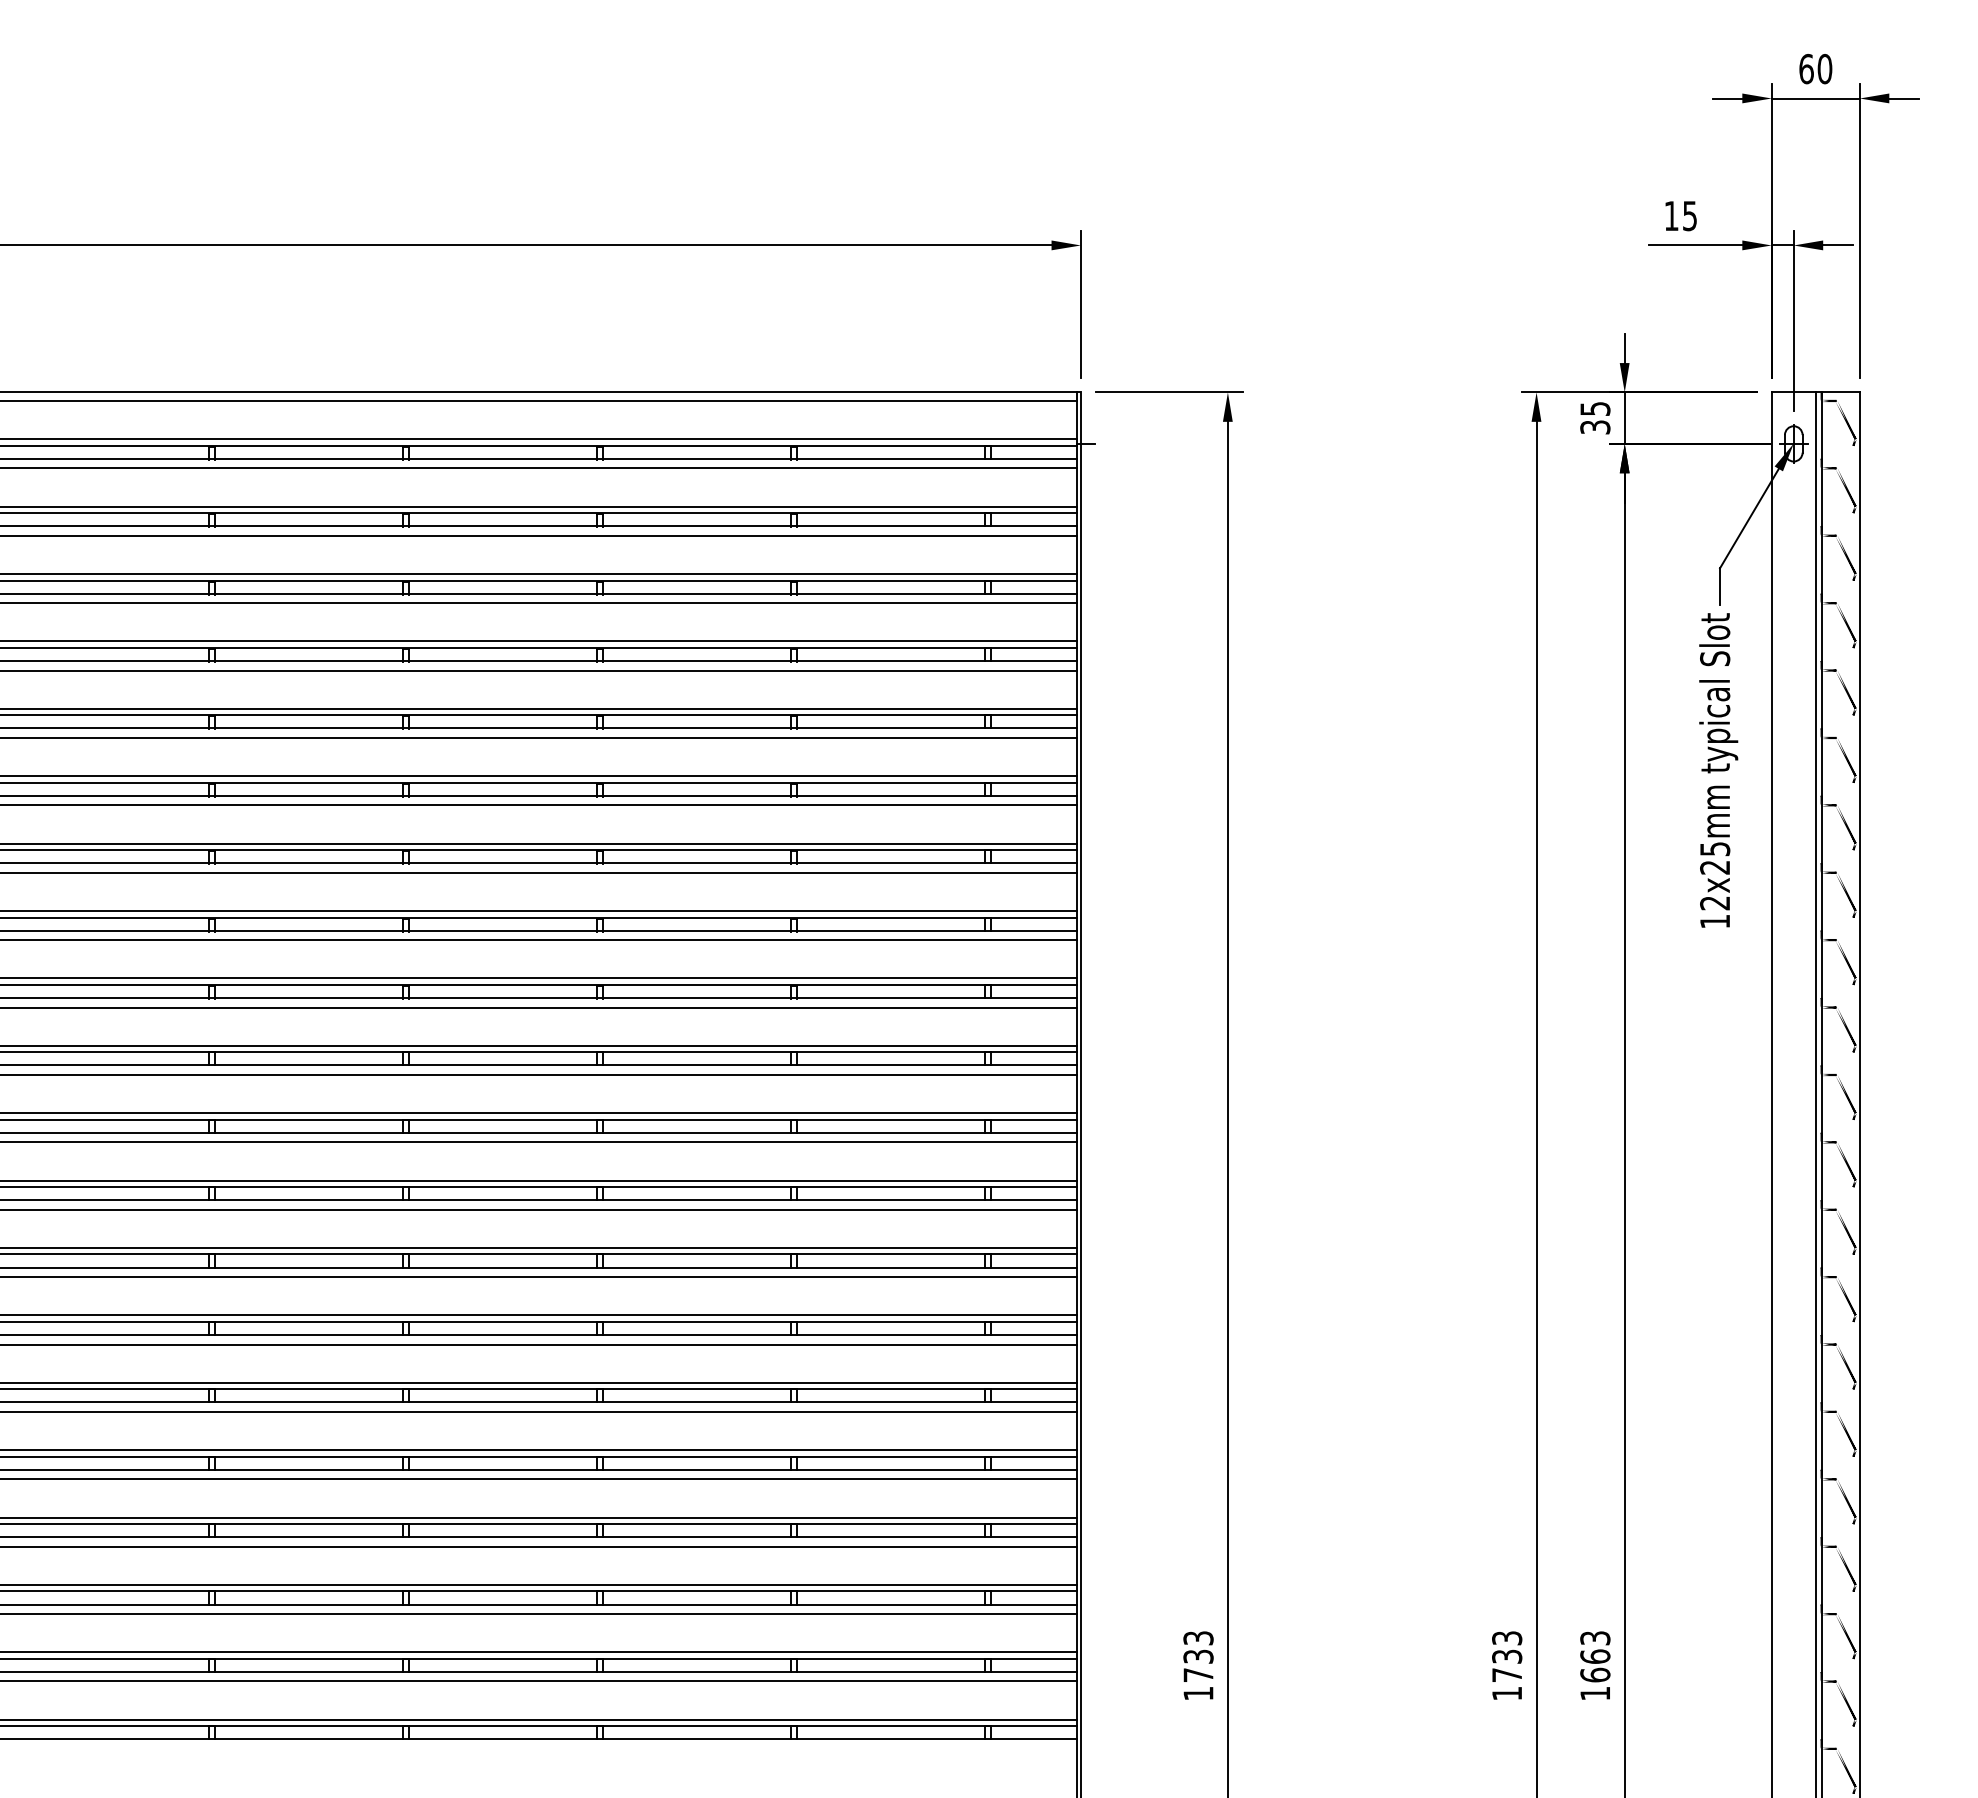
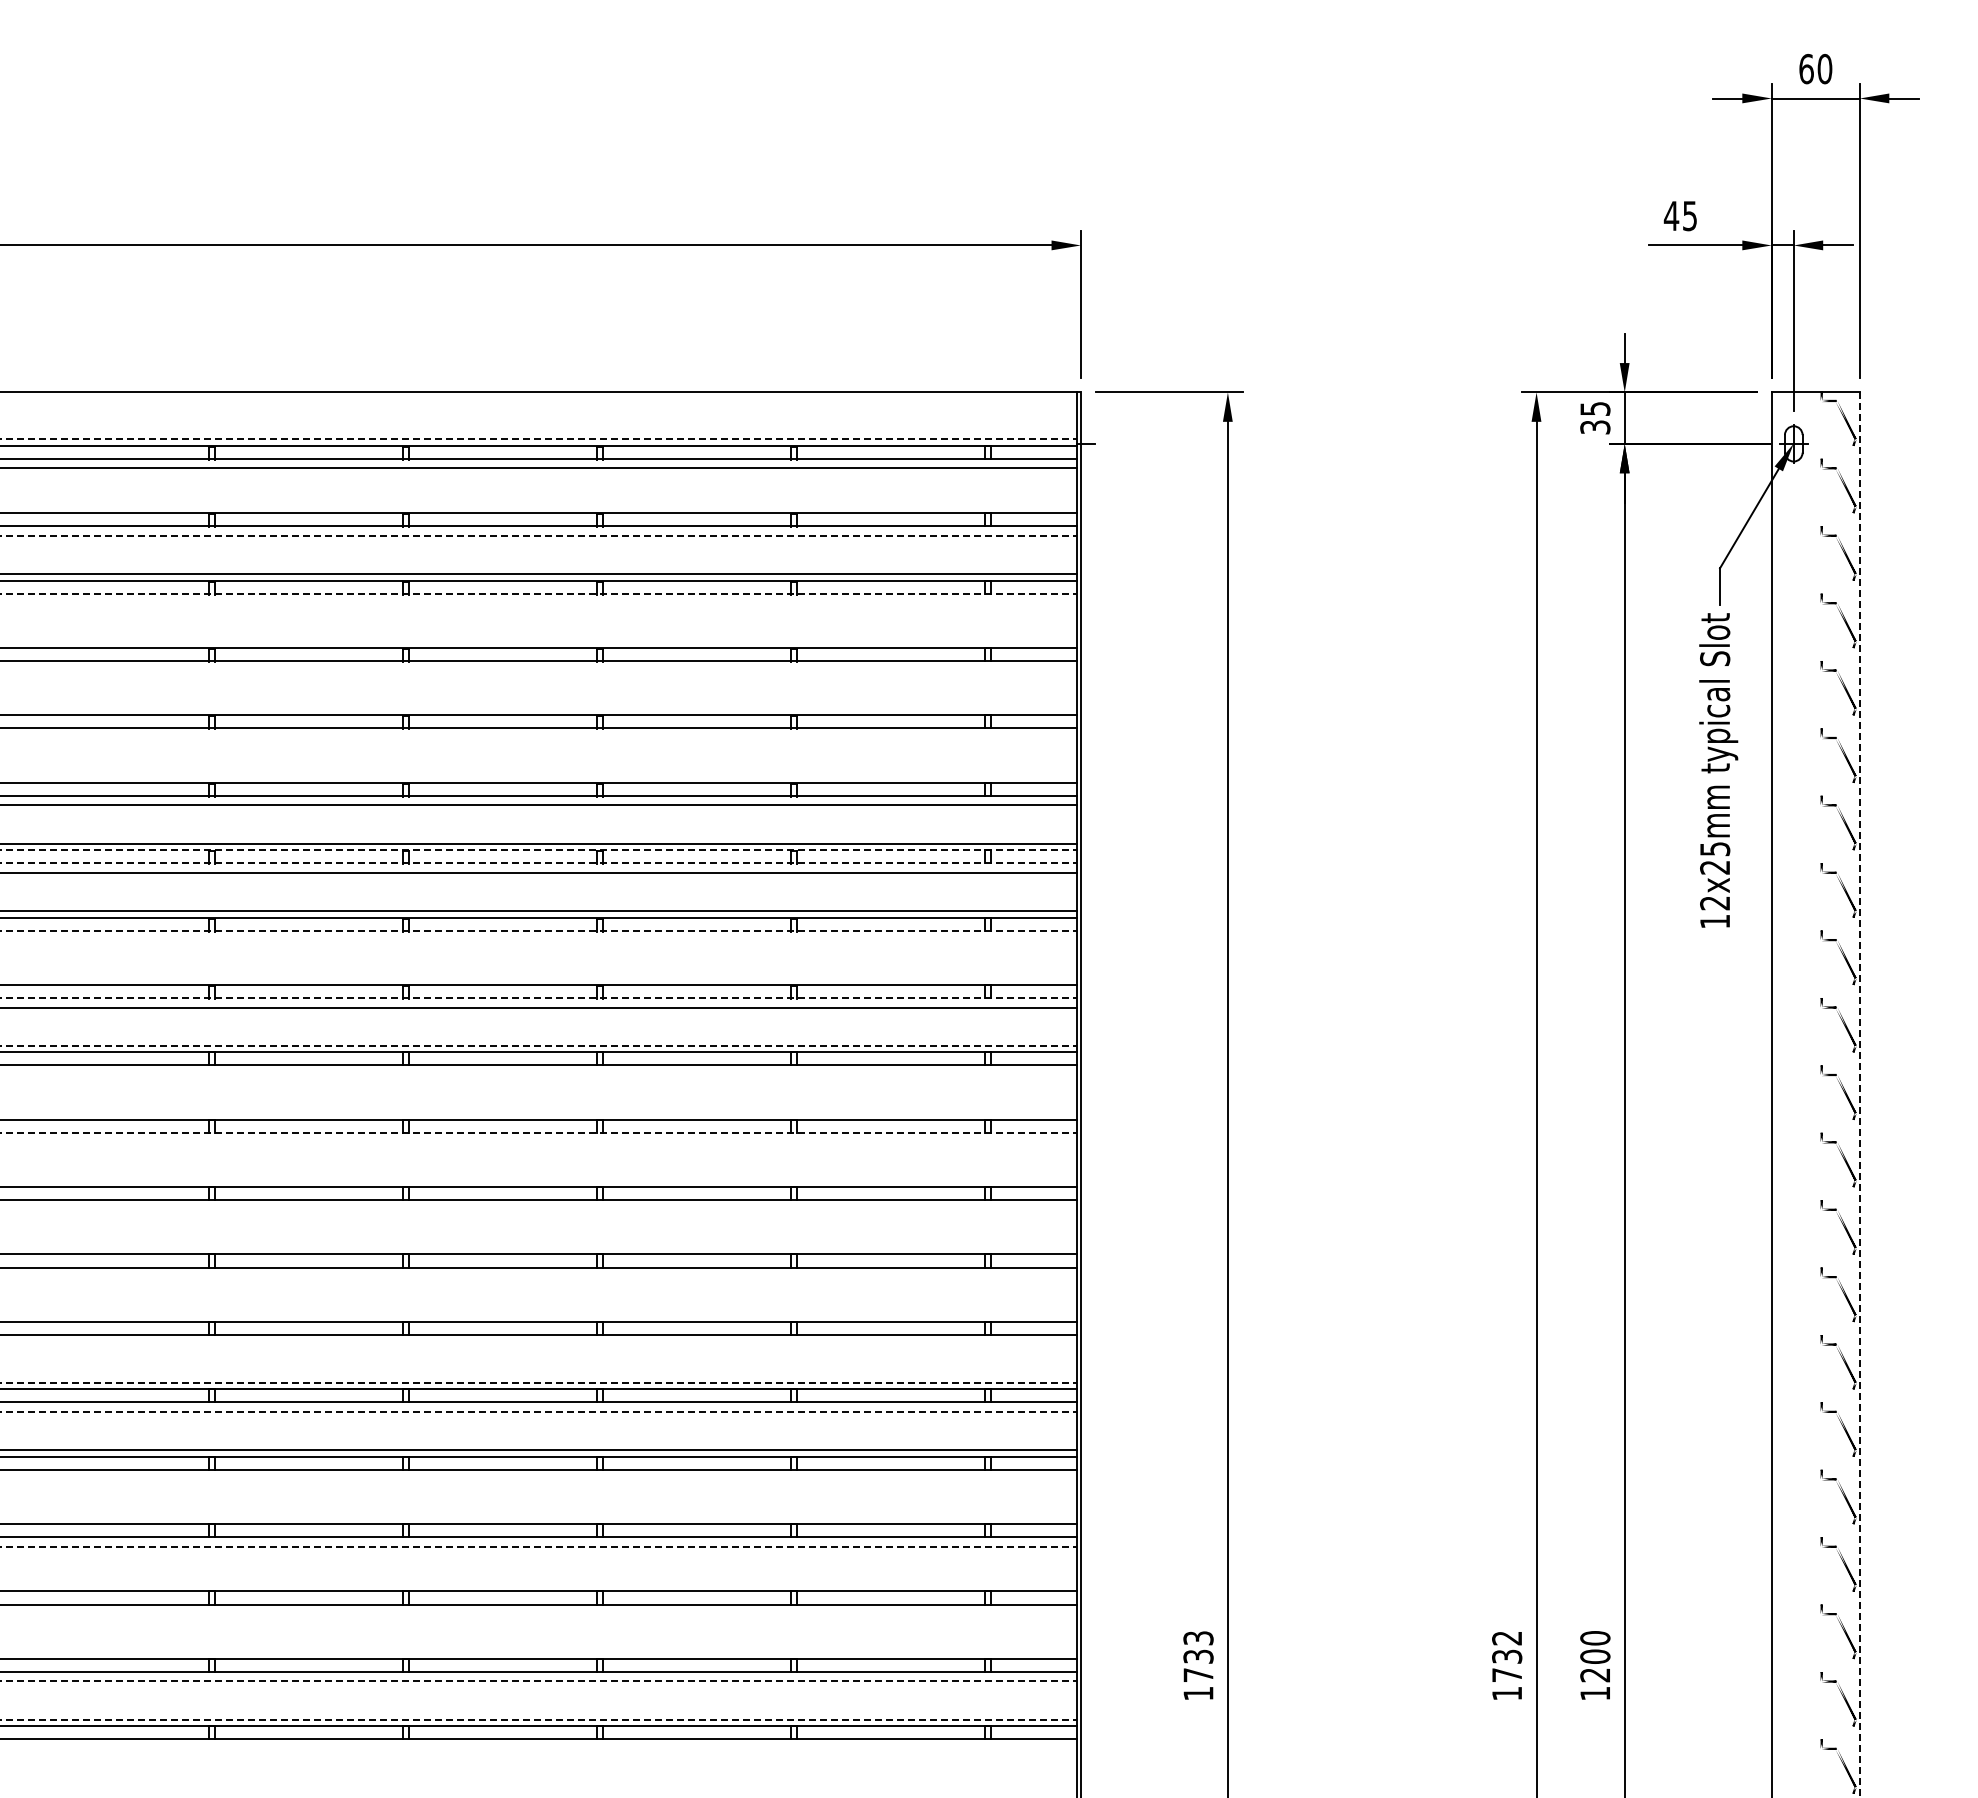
text: 15 -> 45 (1671, 215)
line: present -> none (539, 400)
line: solid -> dashed (538, 439)
line: present -> none (539, 506)
line: solid -> dashed (538, 535)
line: solid -> dashed (538, 593)
line: present -> none (539, 603)
line: present -> none (539, 641)
line: present -> none (539, 670)
line: present -> none (539, 708)
line: present -> none (539, 737)
line: present -> none (539, 776)
line: solid -> dashed (538, 850)
line: solid -> dashed (538, 863)
line: solid -> dashed (538, 930)
line: present -> none (539, 940)
line: present -> none (539, 978)
line: solid -> dashed (538, 997)
line: solid -> dashed (538, 1045)
line: present -> none (539, 1074)
line: present -> none (1815, 1093)
line: present -> none (1821, 1093)
line: solid -> dashed (1859, 1095)
line: present -> none (539, 1113)
line: solid -> dashed (538, 1132)
line: present -> none (539, 1142)
line: present -> none (539, 1180)
line: present -> none (539, 1209)
line: present -> none (539, 1247)
line: present -> none (539, 1277)
line: present -> none (539, 1315)
line: present -> none (539, 1344)
line: solid -> dashed (538, 1382)
line: solid -> dashed (538, 1411)
line: present -> none (539, 1479)
line: present -> none (539, 1517)
line: solid -> dashed (538, 1546)
line: present -> none (539, 1584)
line: present -> none (539, 1614)
text: 1733 -> 1732 (1507, 1638)
line: present -> none (539, 1652)
text: 1663 -> 1200 (1595, 1656)
line: solid -> dashed (538, 1681)
line: solid -> dashed (538, 1719)
